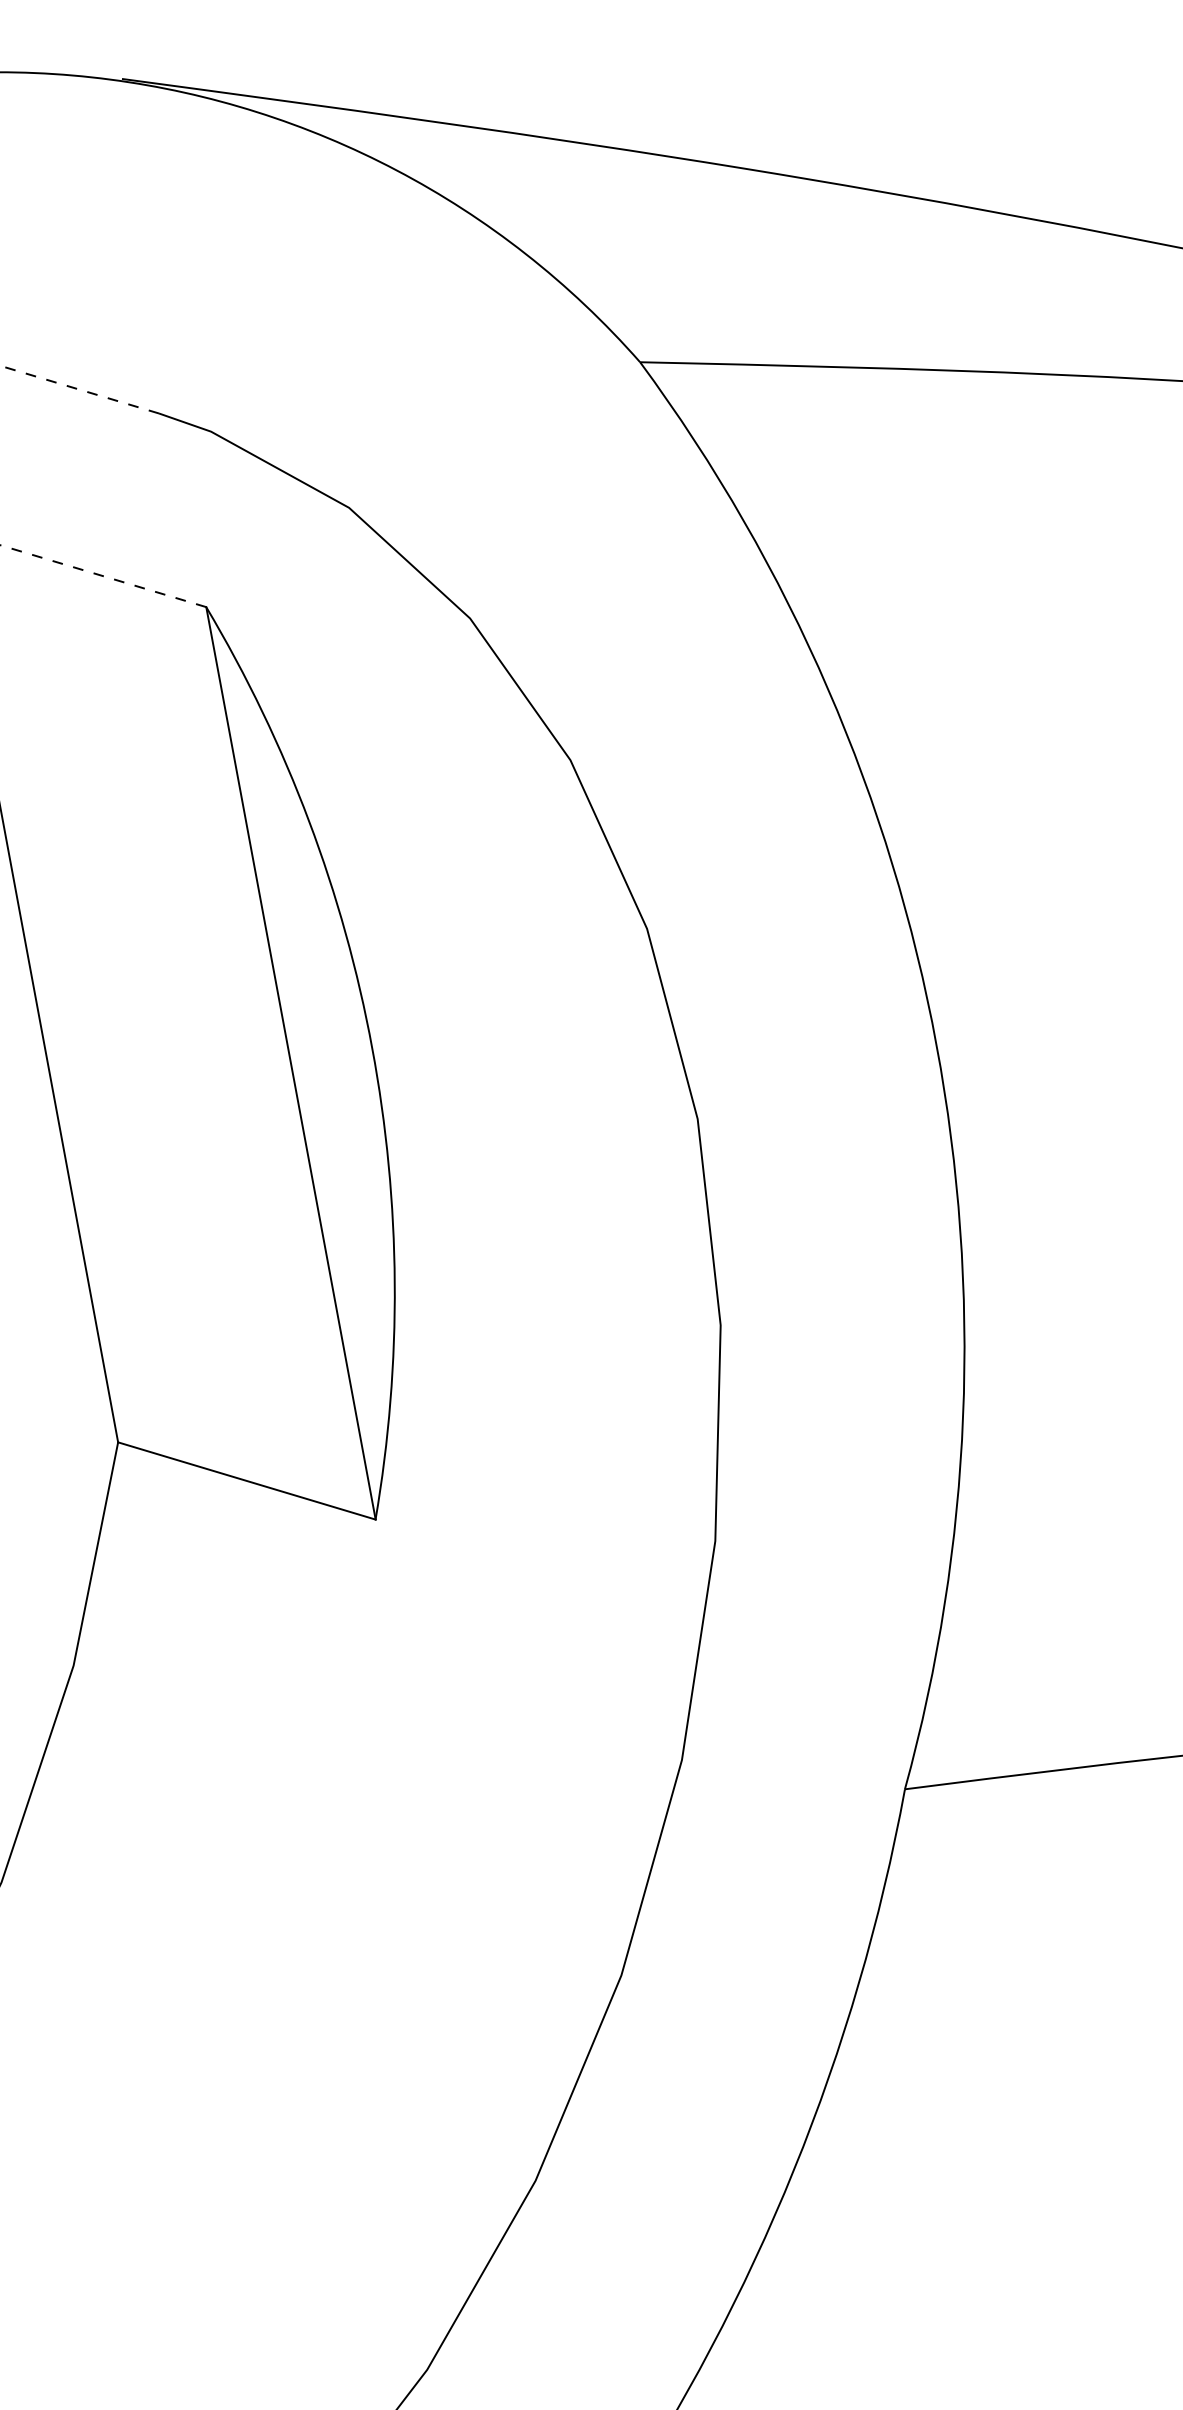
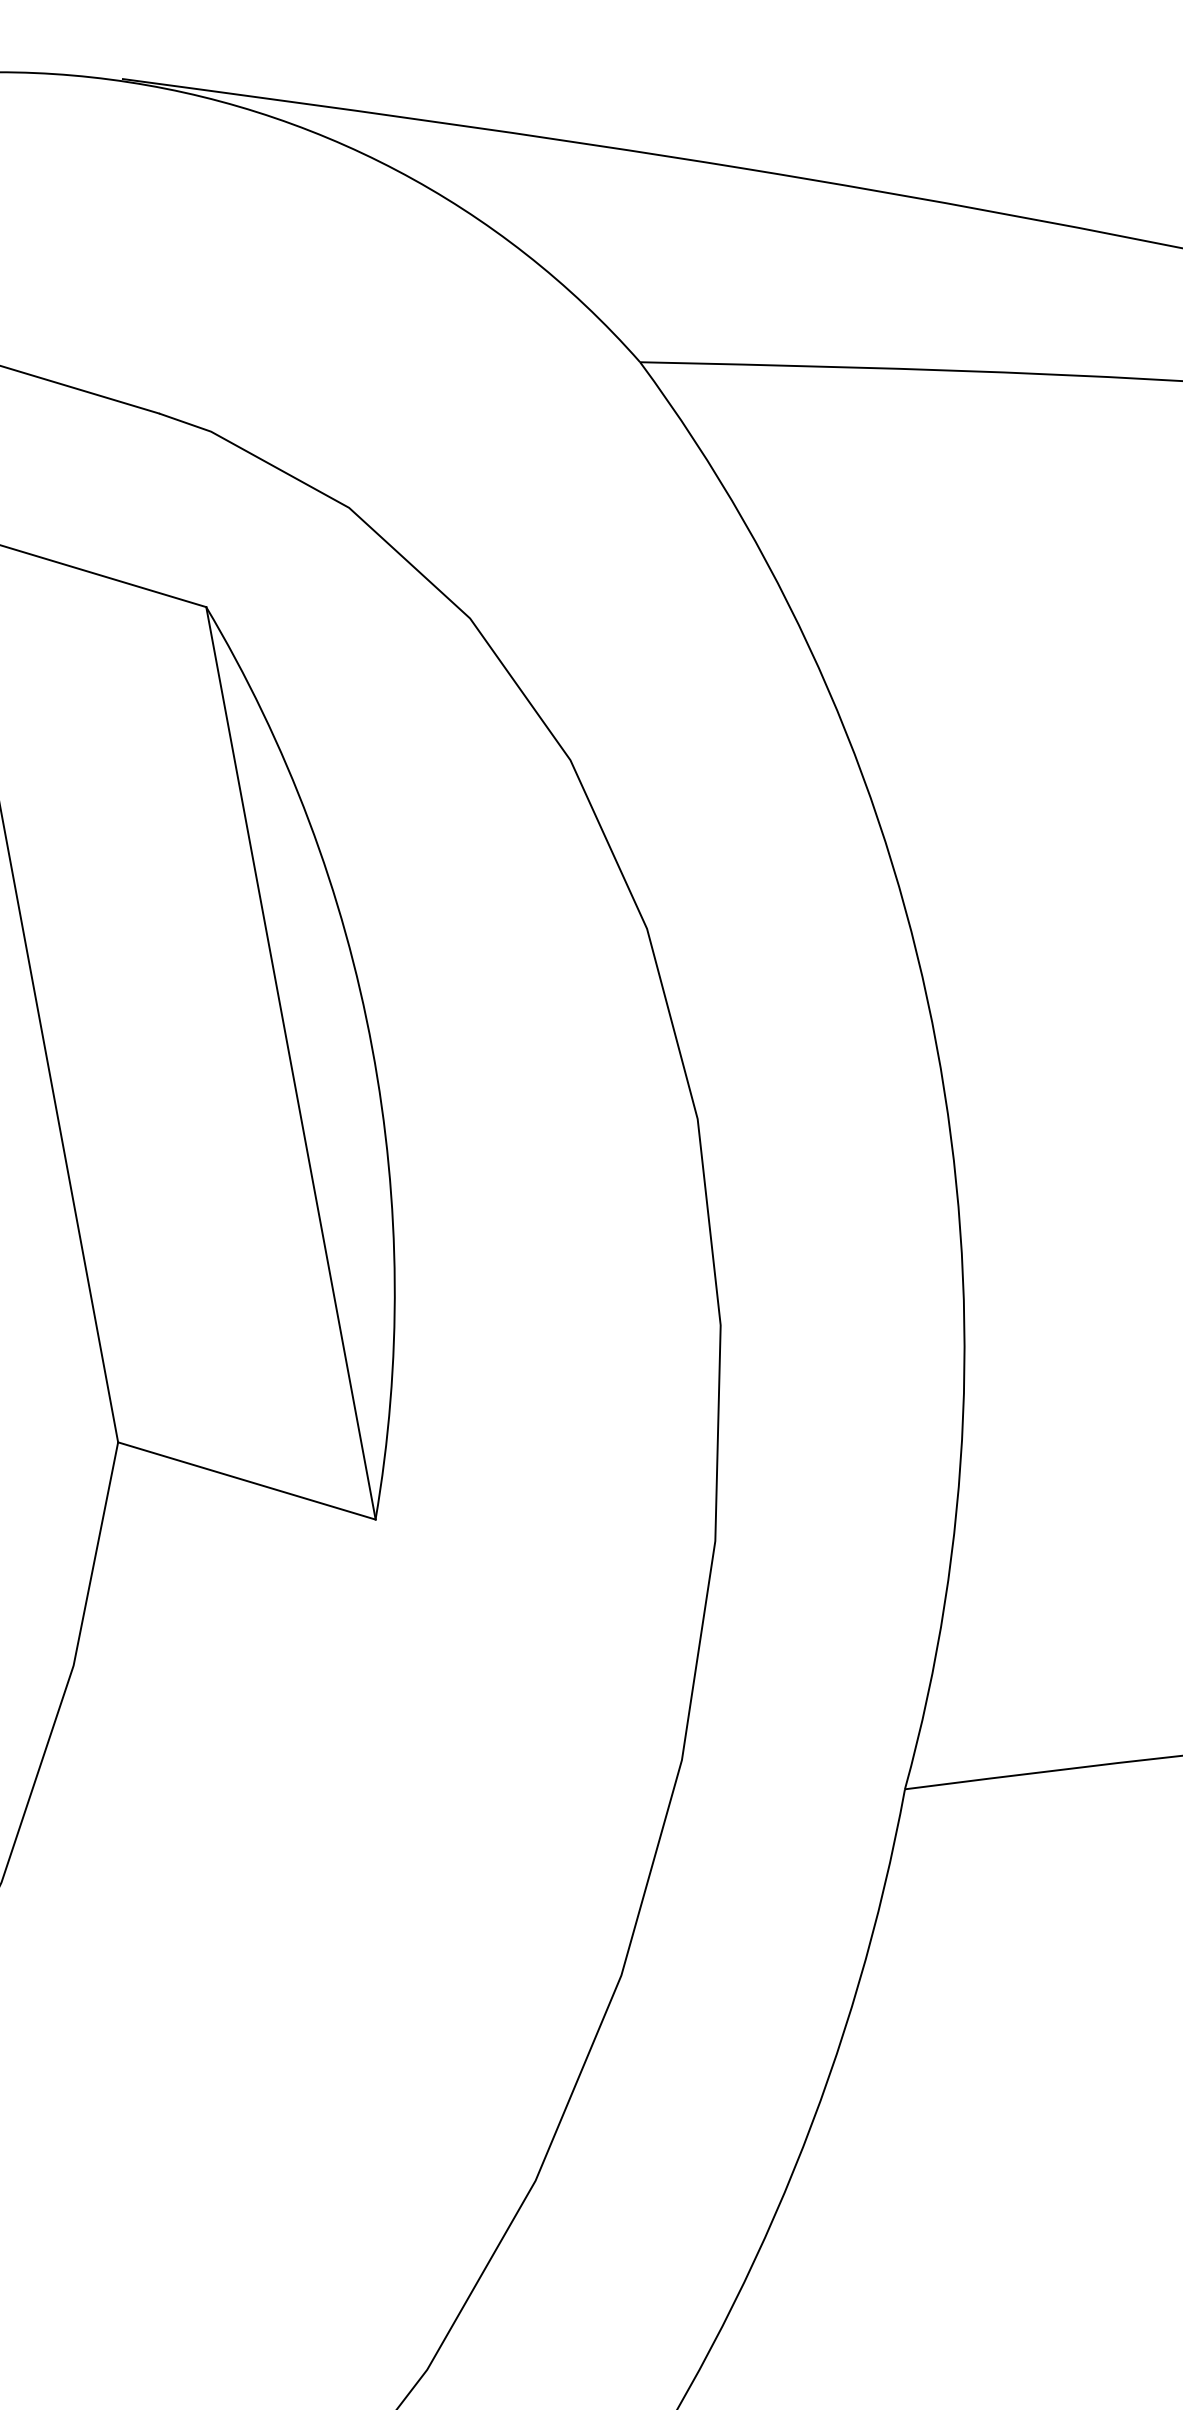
line: dashed -> solid (79, 389)
line: dashed -> solid (102, 576)
